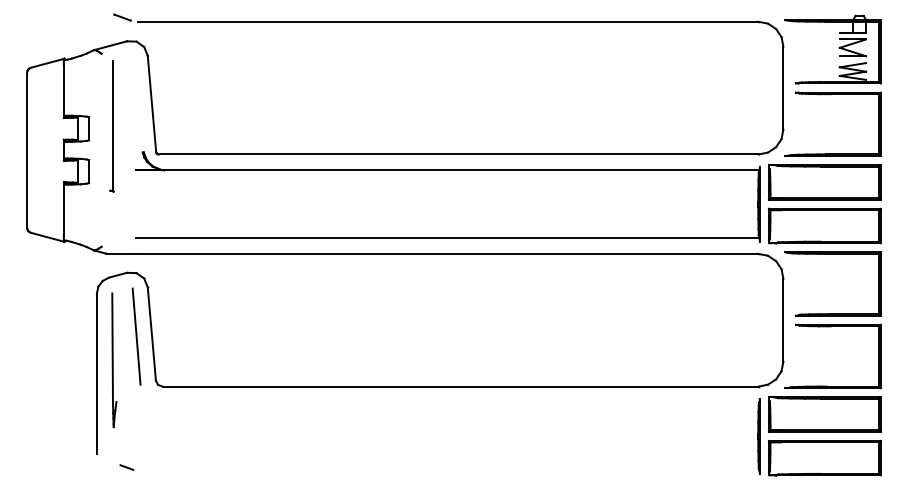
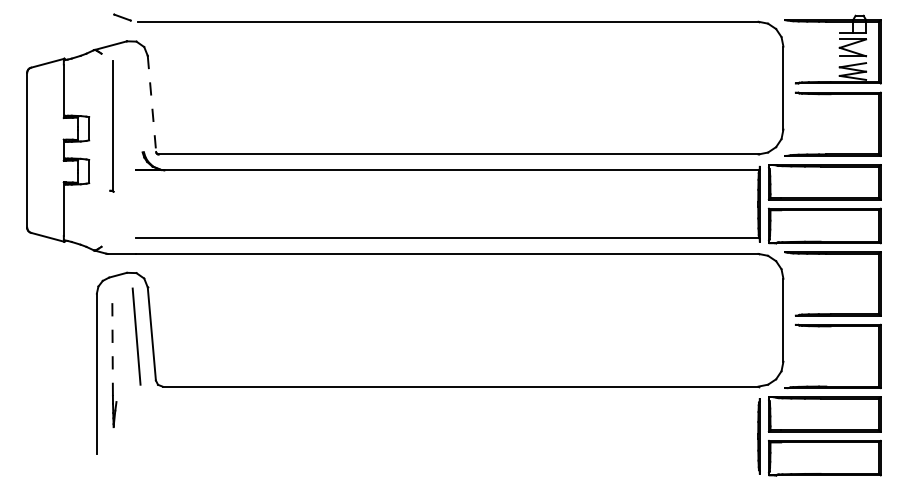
line: solid -> dashed (152, 104)
line: solid -> dashed (112, 344)
line: present -> none (126, 467)
